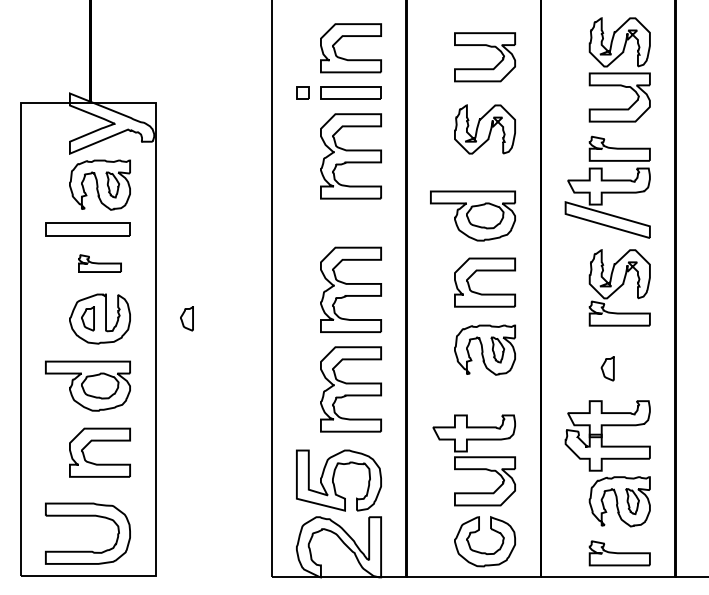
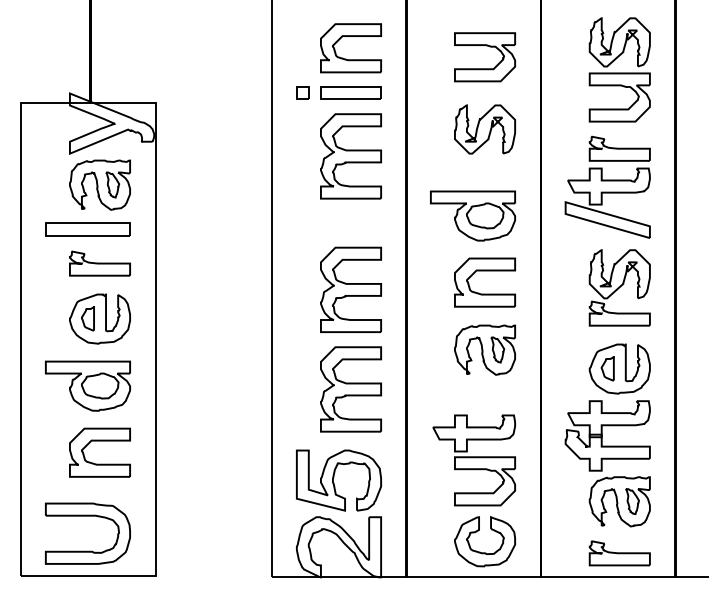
part size: 44x19 px -> 62x27 px (99, 263)
part: present -> none (186, 318)
part: none -> present (619, 368)
